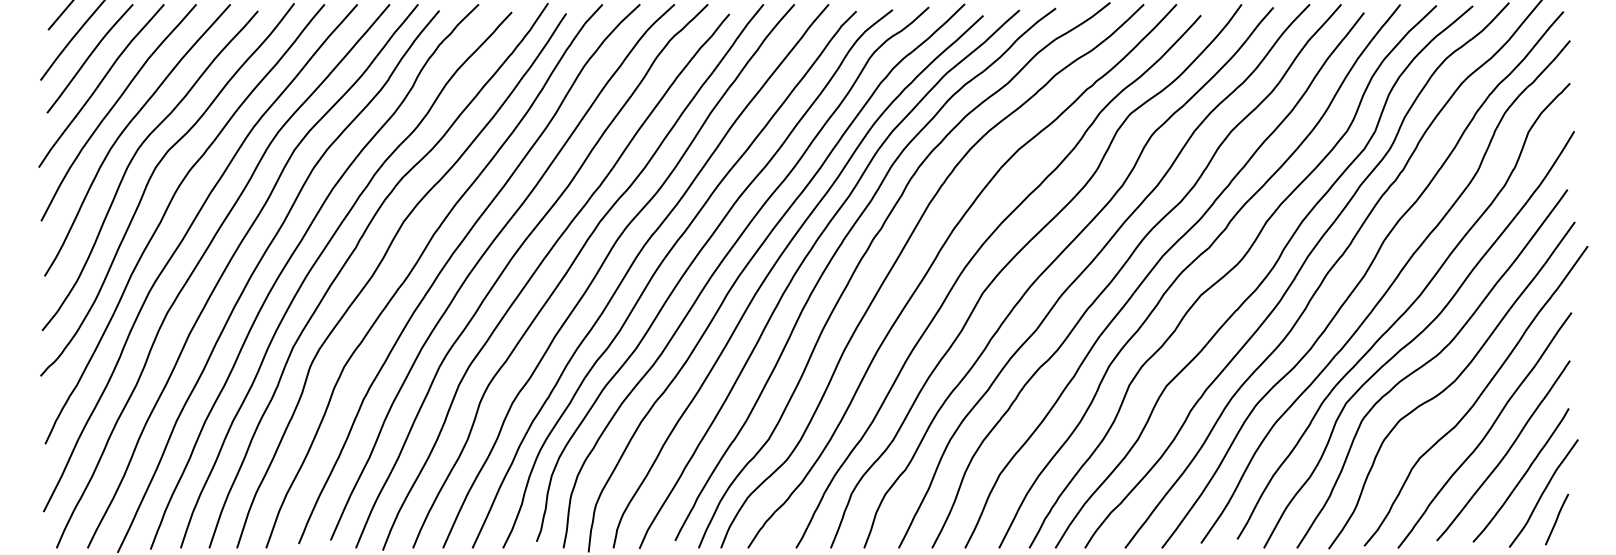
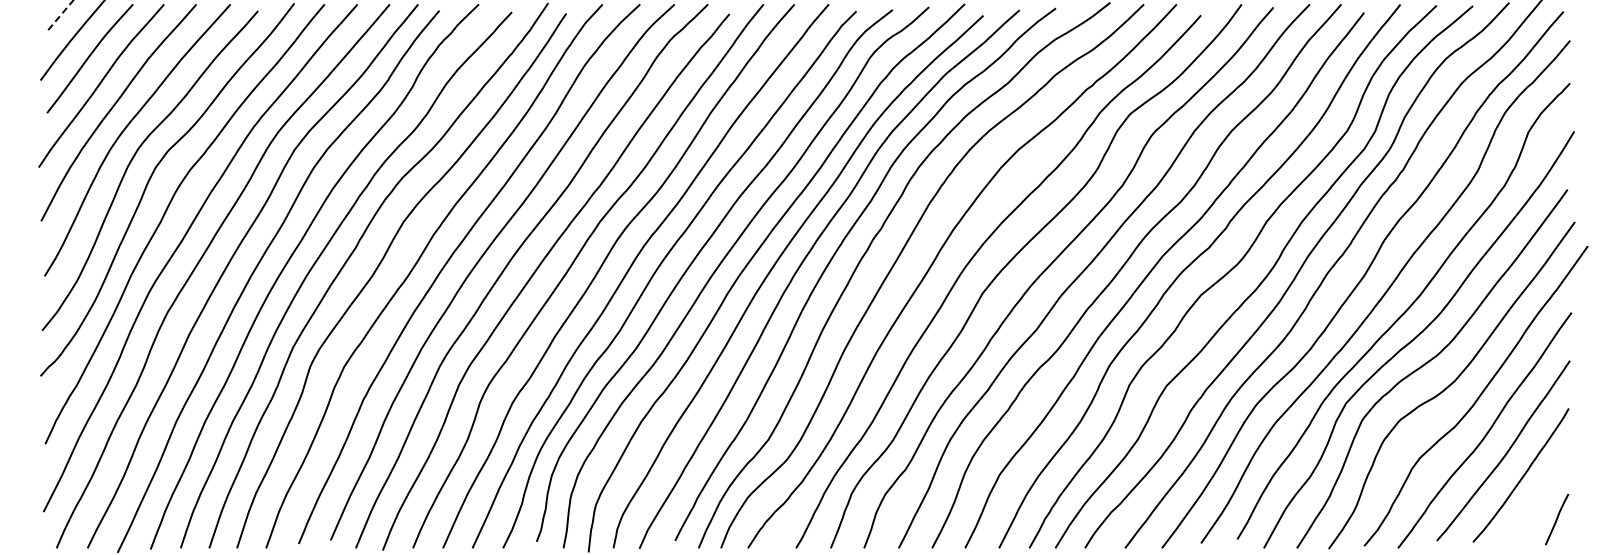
line: solid -> dashed (60, 15)
curve: present -> none (1543, 493)
